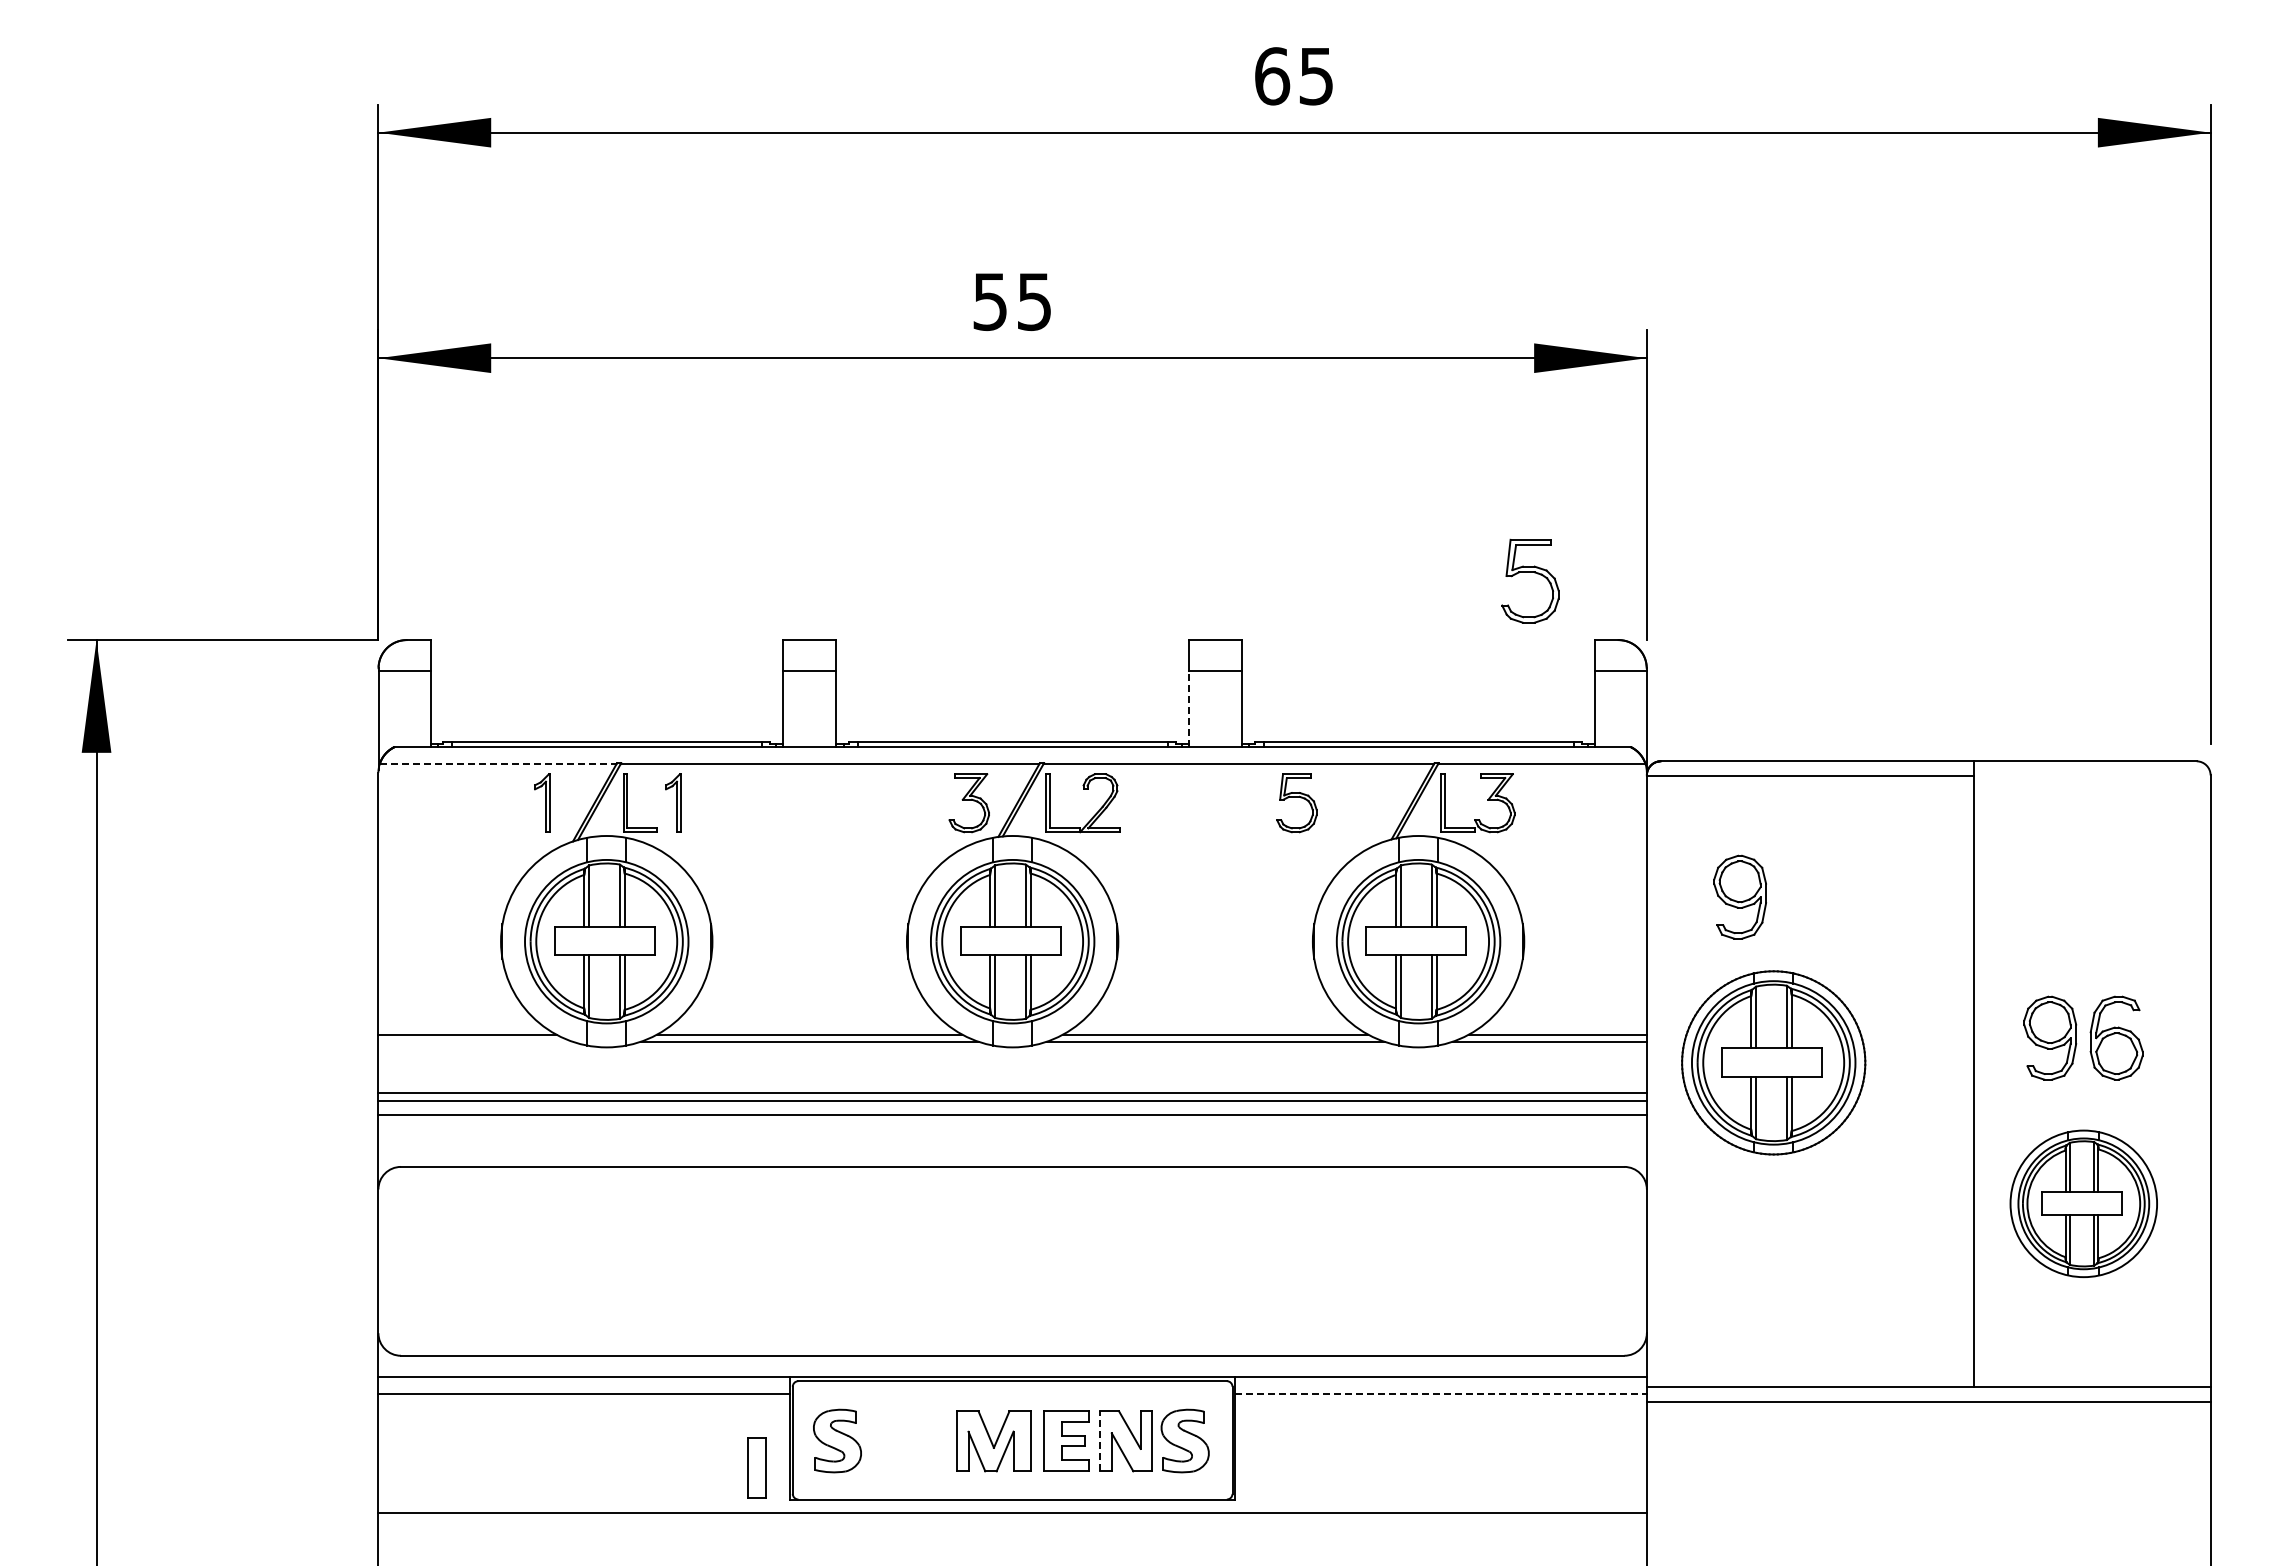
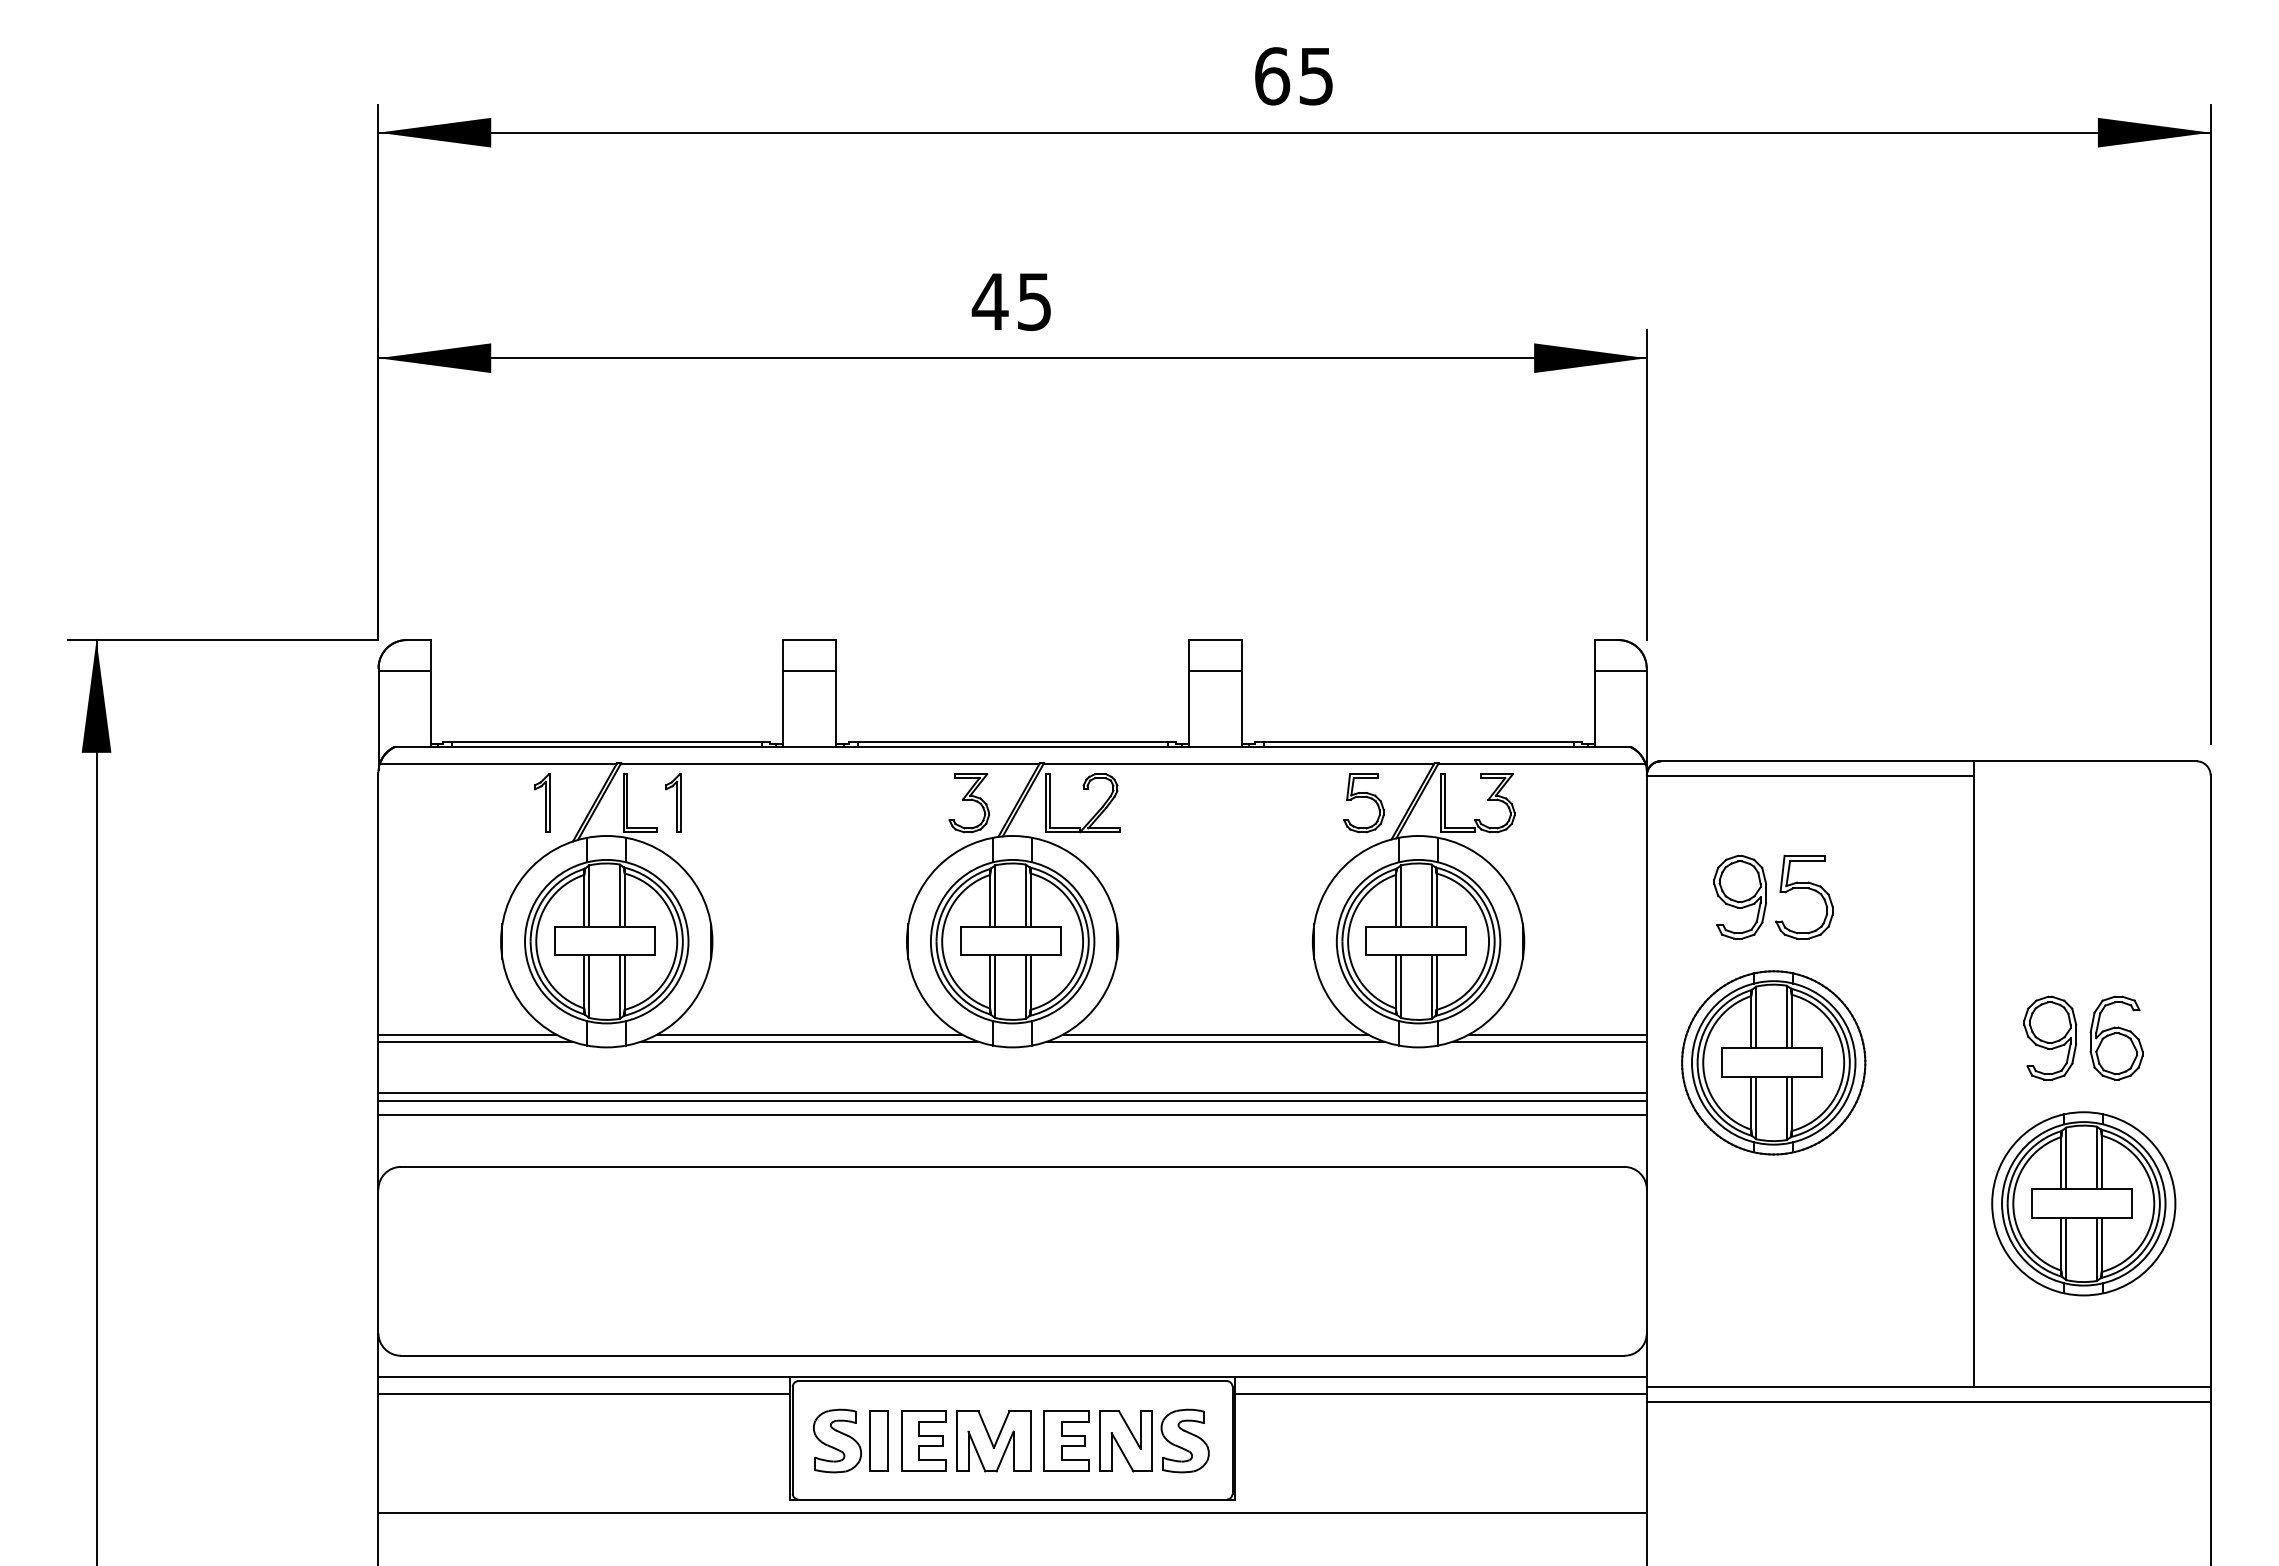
text: 55 -> 45 (989, 302)
part position: (1530, 572) -> (1804, 888) (1804, 888)
line: dashed -> solid (1188, 708)
line: dashed -> solid (498, 764)
part position: (1296, 803) -> (1363, 803) (1363, 803)
line: none -> present (475, 1041)
part size: 149x149 px -> 186x186 px (2083, 1203)
line: dashed -> solid (1441, 1394)
part: none -> present (923, 1440)
line: dashed -> solid (1099, 1440)
part position: (756, 1467) -> (878, 1440) (878, 1440)
